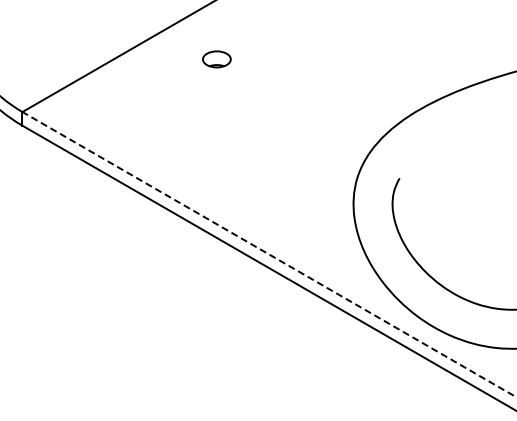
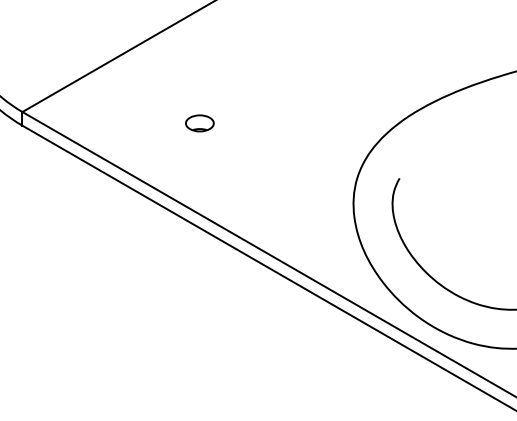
part position: (216, 59) -> (199, 123) (199, 123)
line: dashed -> solid (269, 254)
